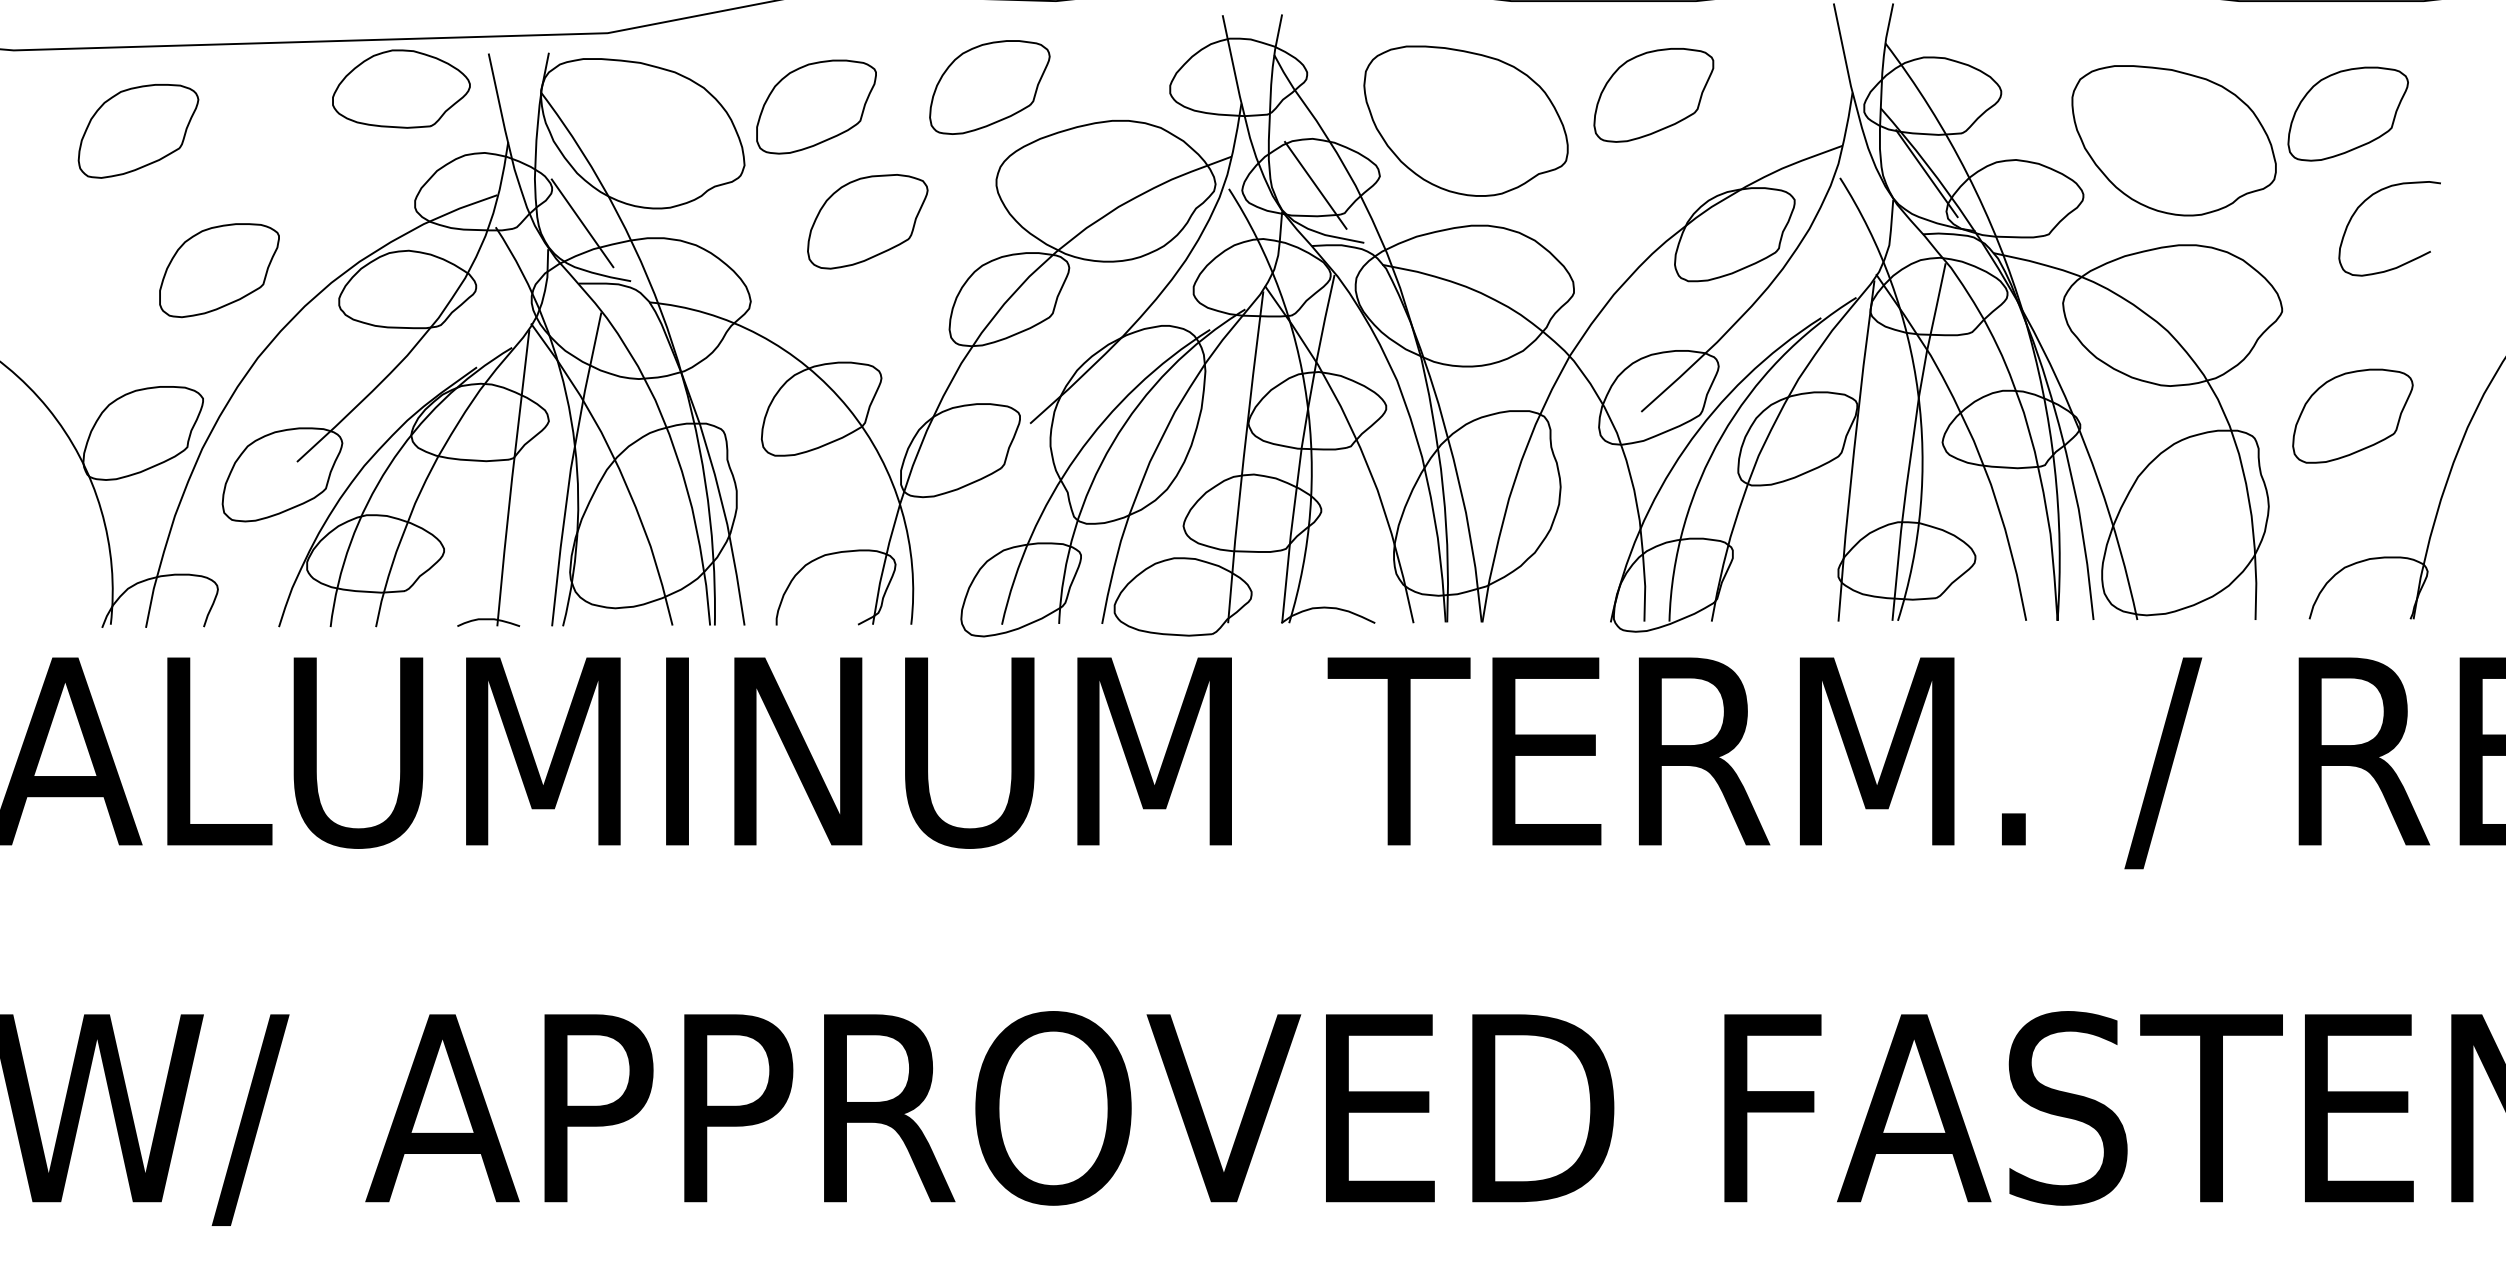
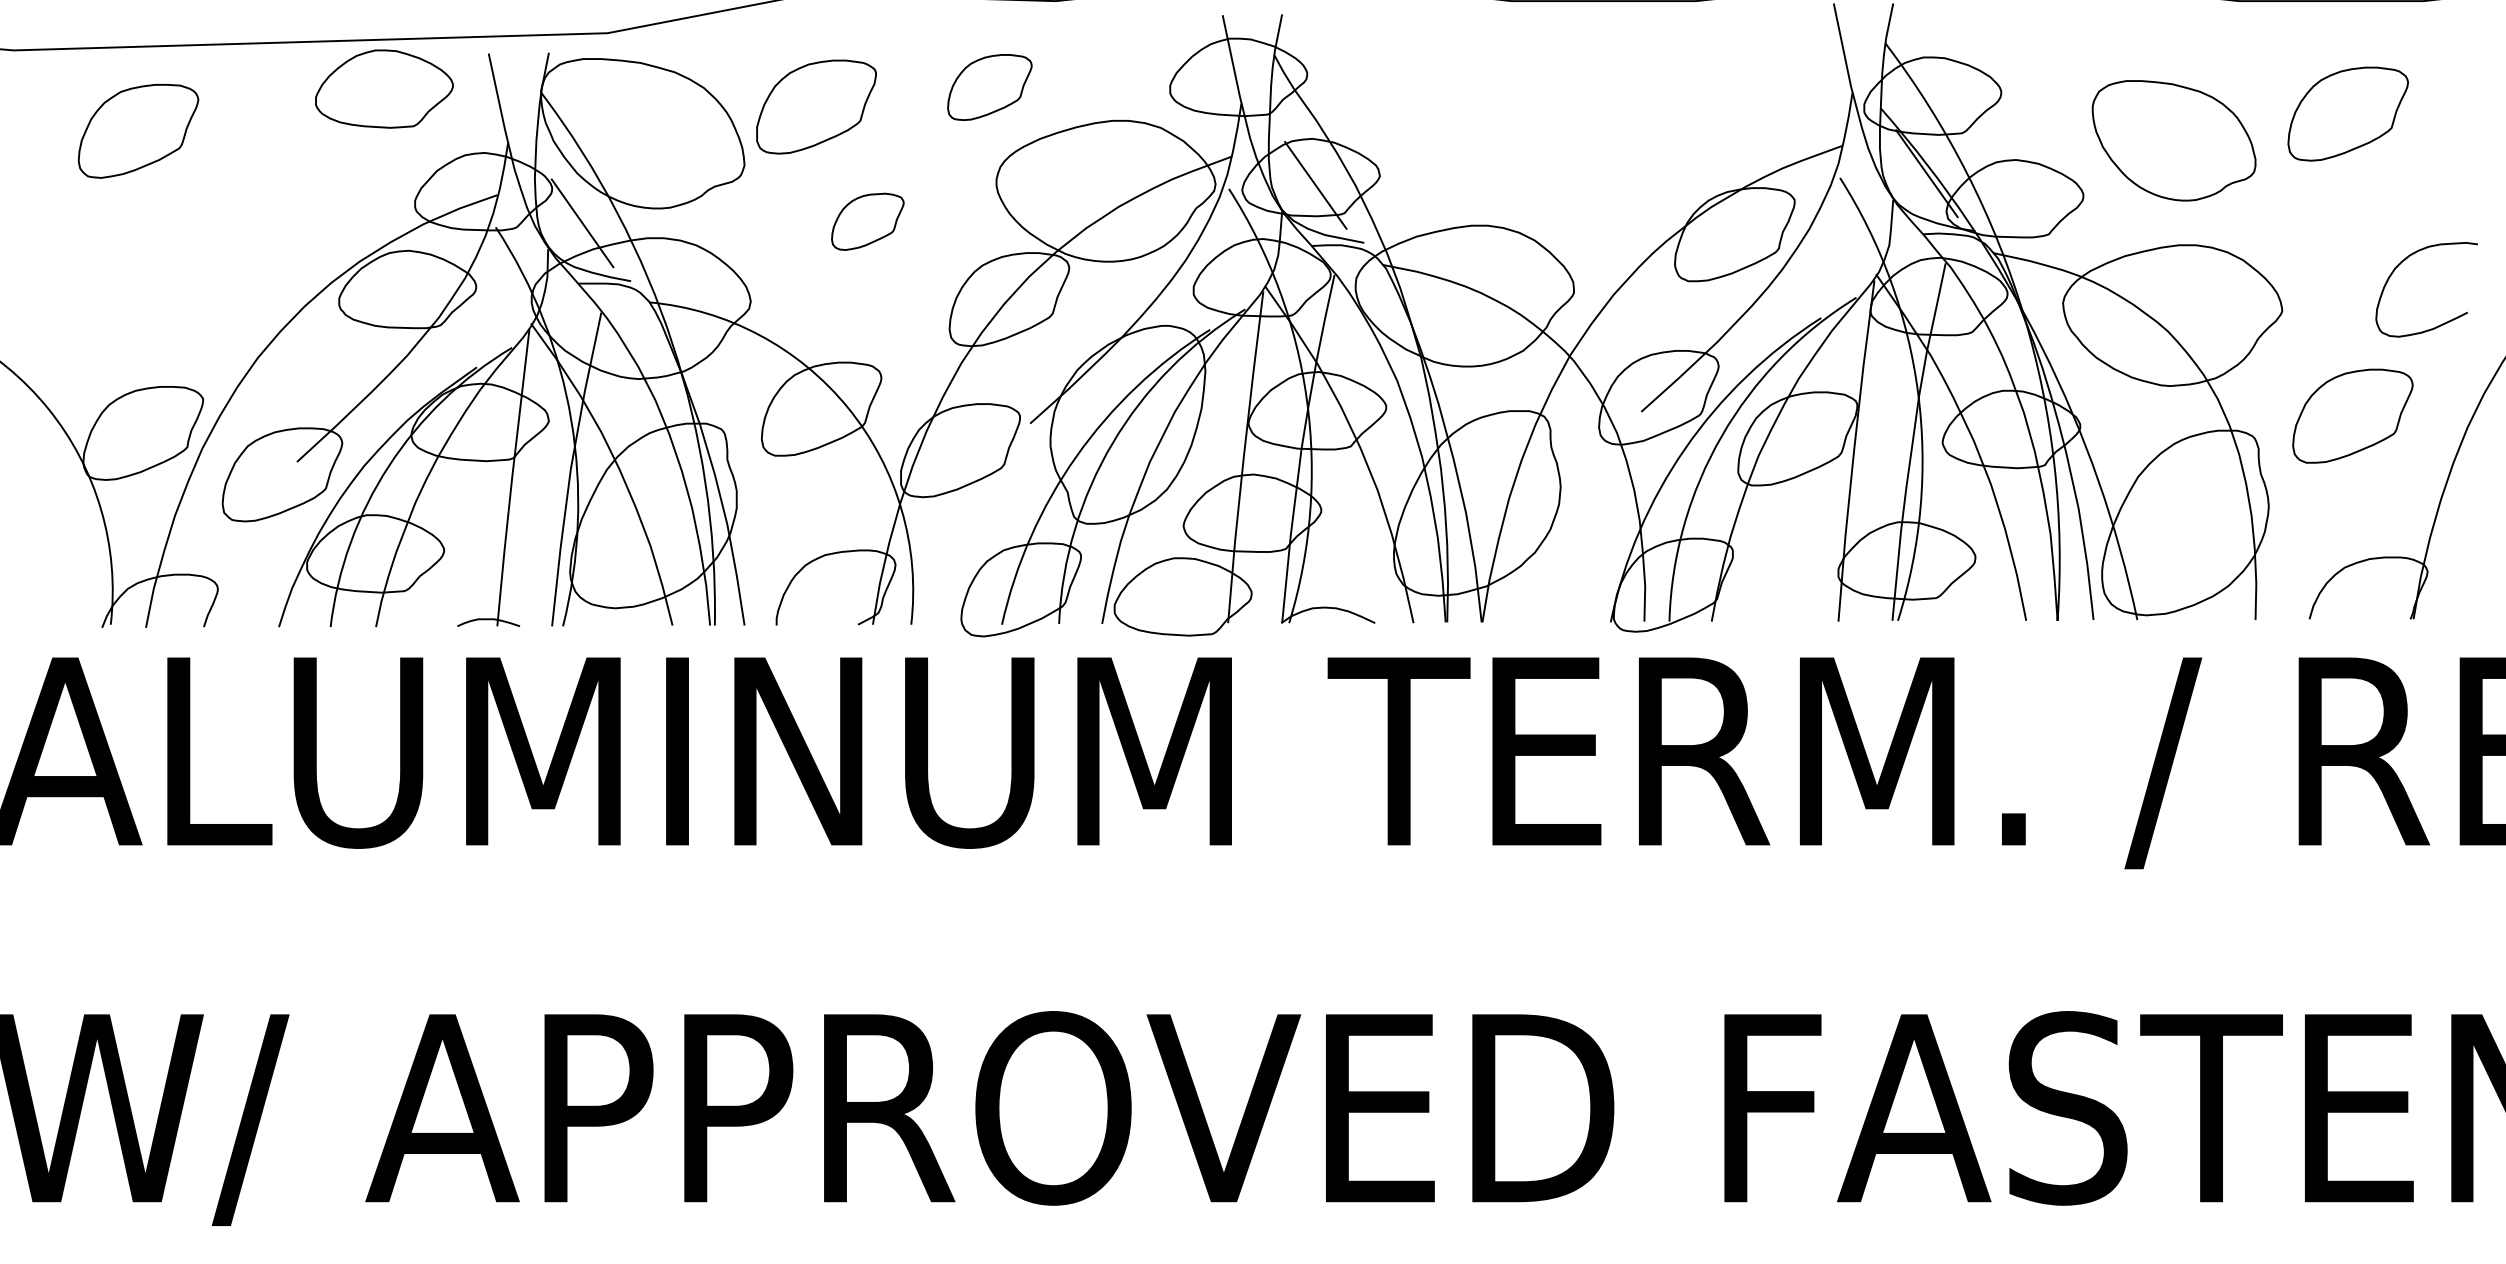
part size: 122x95 px -> 86x67 px (989, 87)
part position: (401, 88) -> (384, 88) (384, 88)
part: present -> none (1653, 95)
part: present -> none (1465, 120)
part size: 206x152 px -> 166x122 px (2173, 140)
part position: (2368, 199) -> (2405, 260) (2405, 260)
part size: 122x96 px -> 74x59 px (867, 221)
part: present -> none (219, 270)
